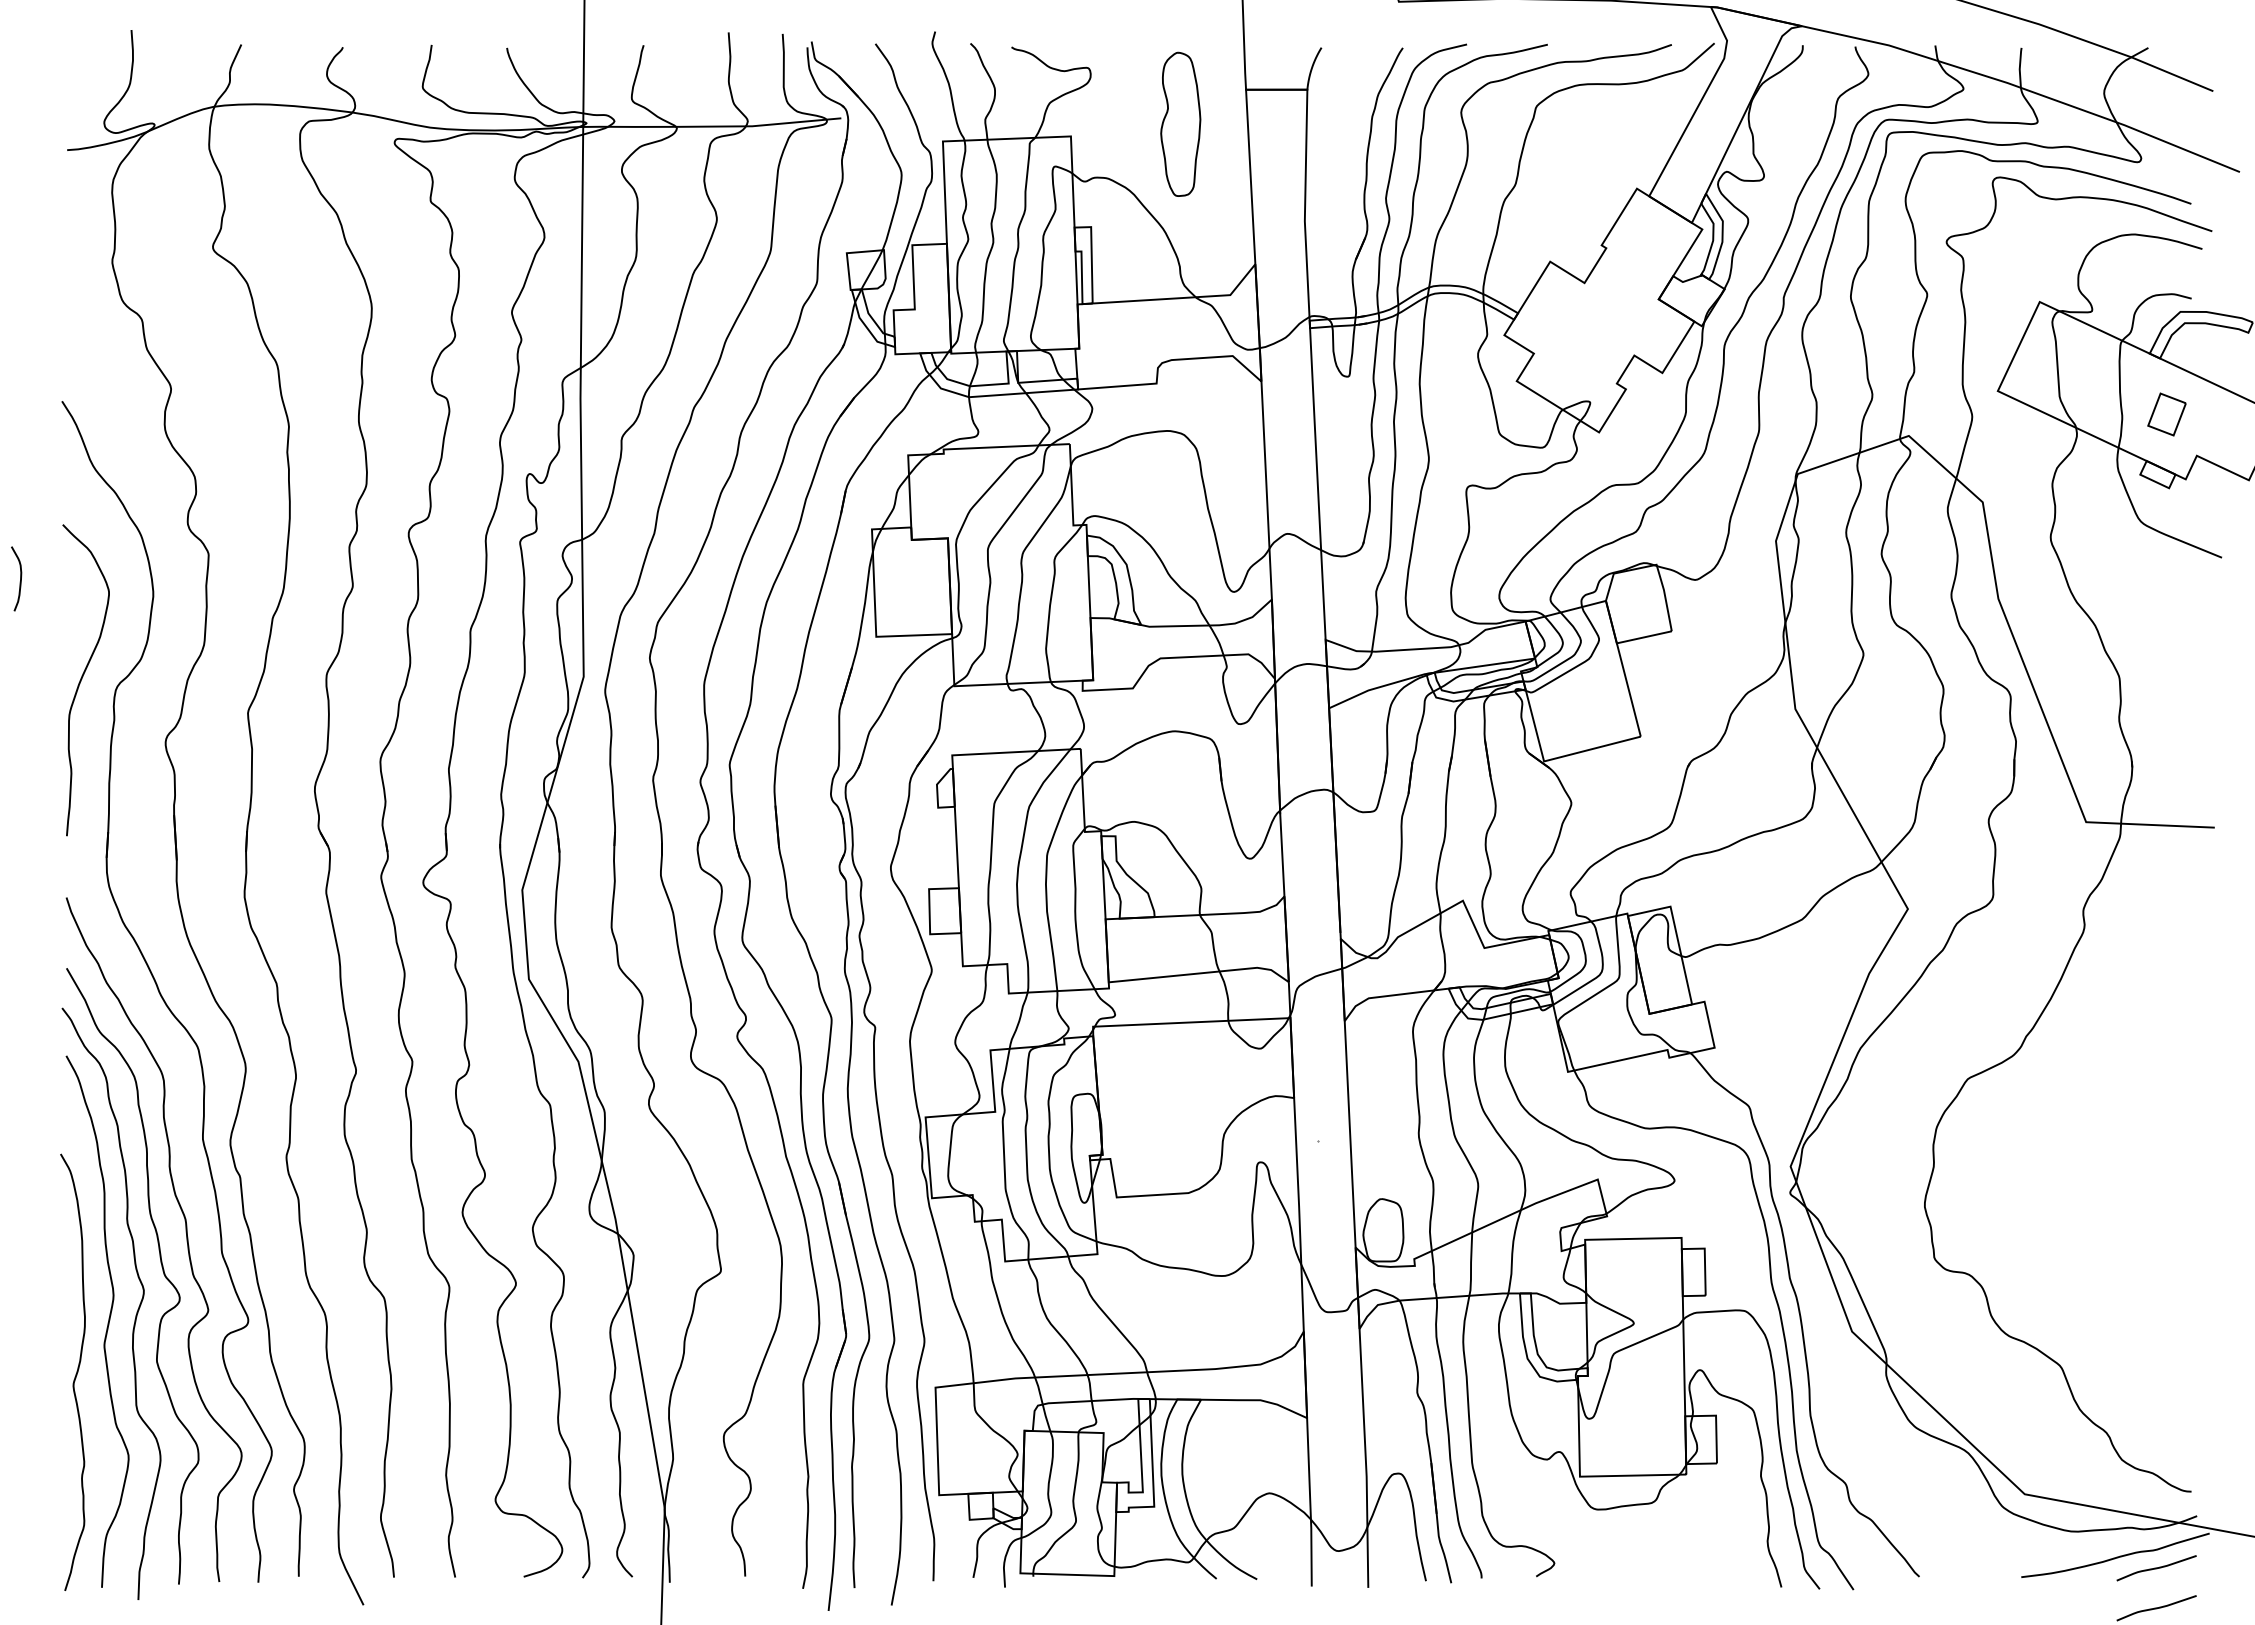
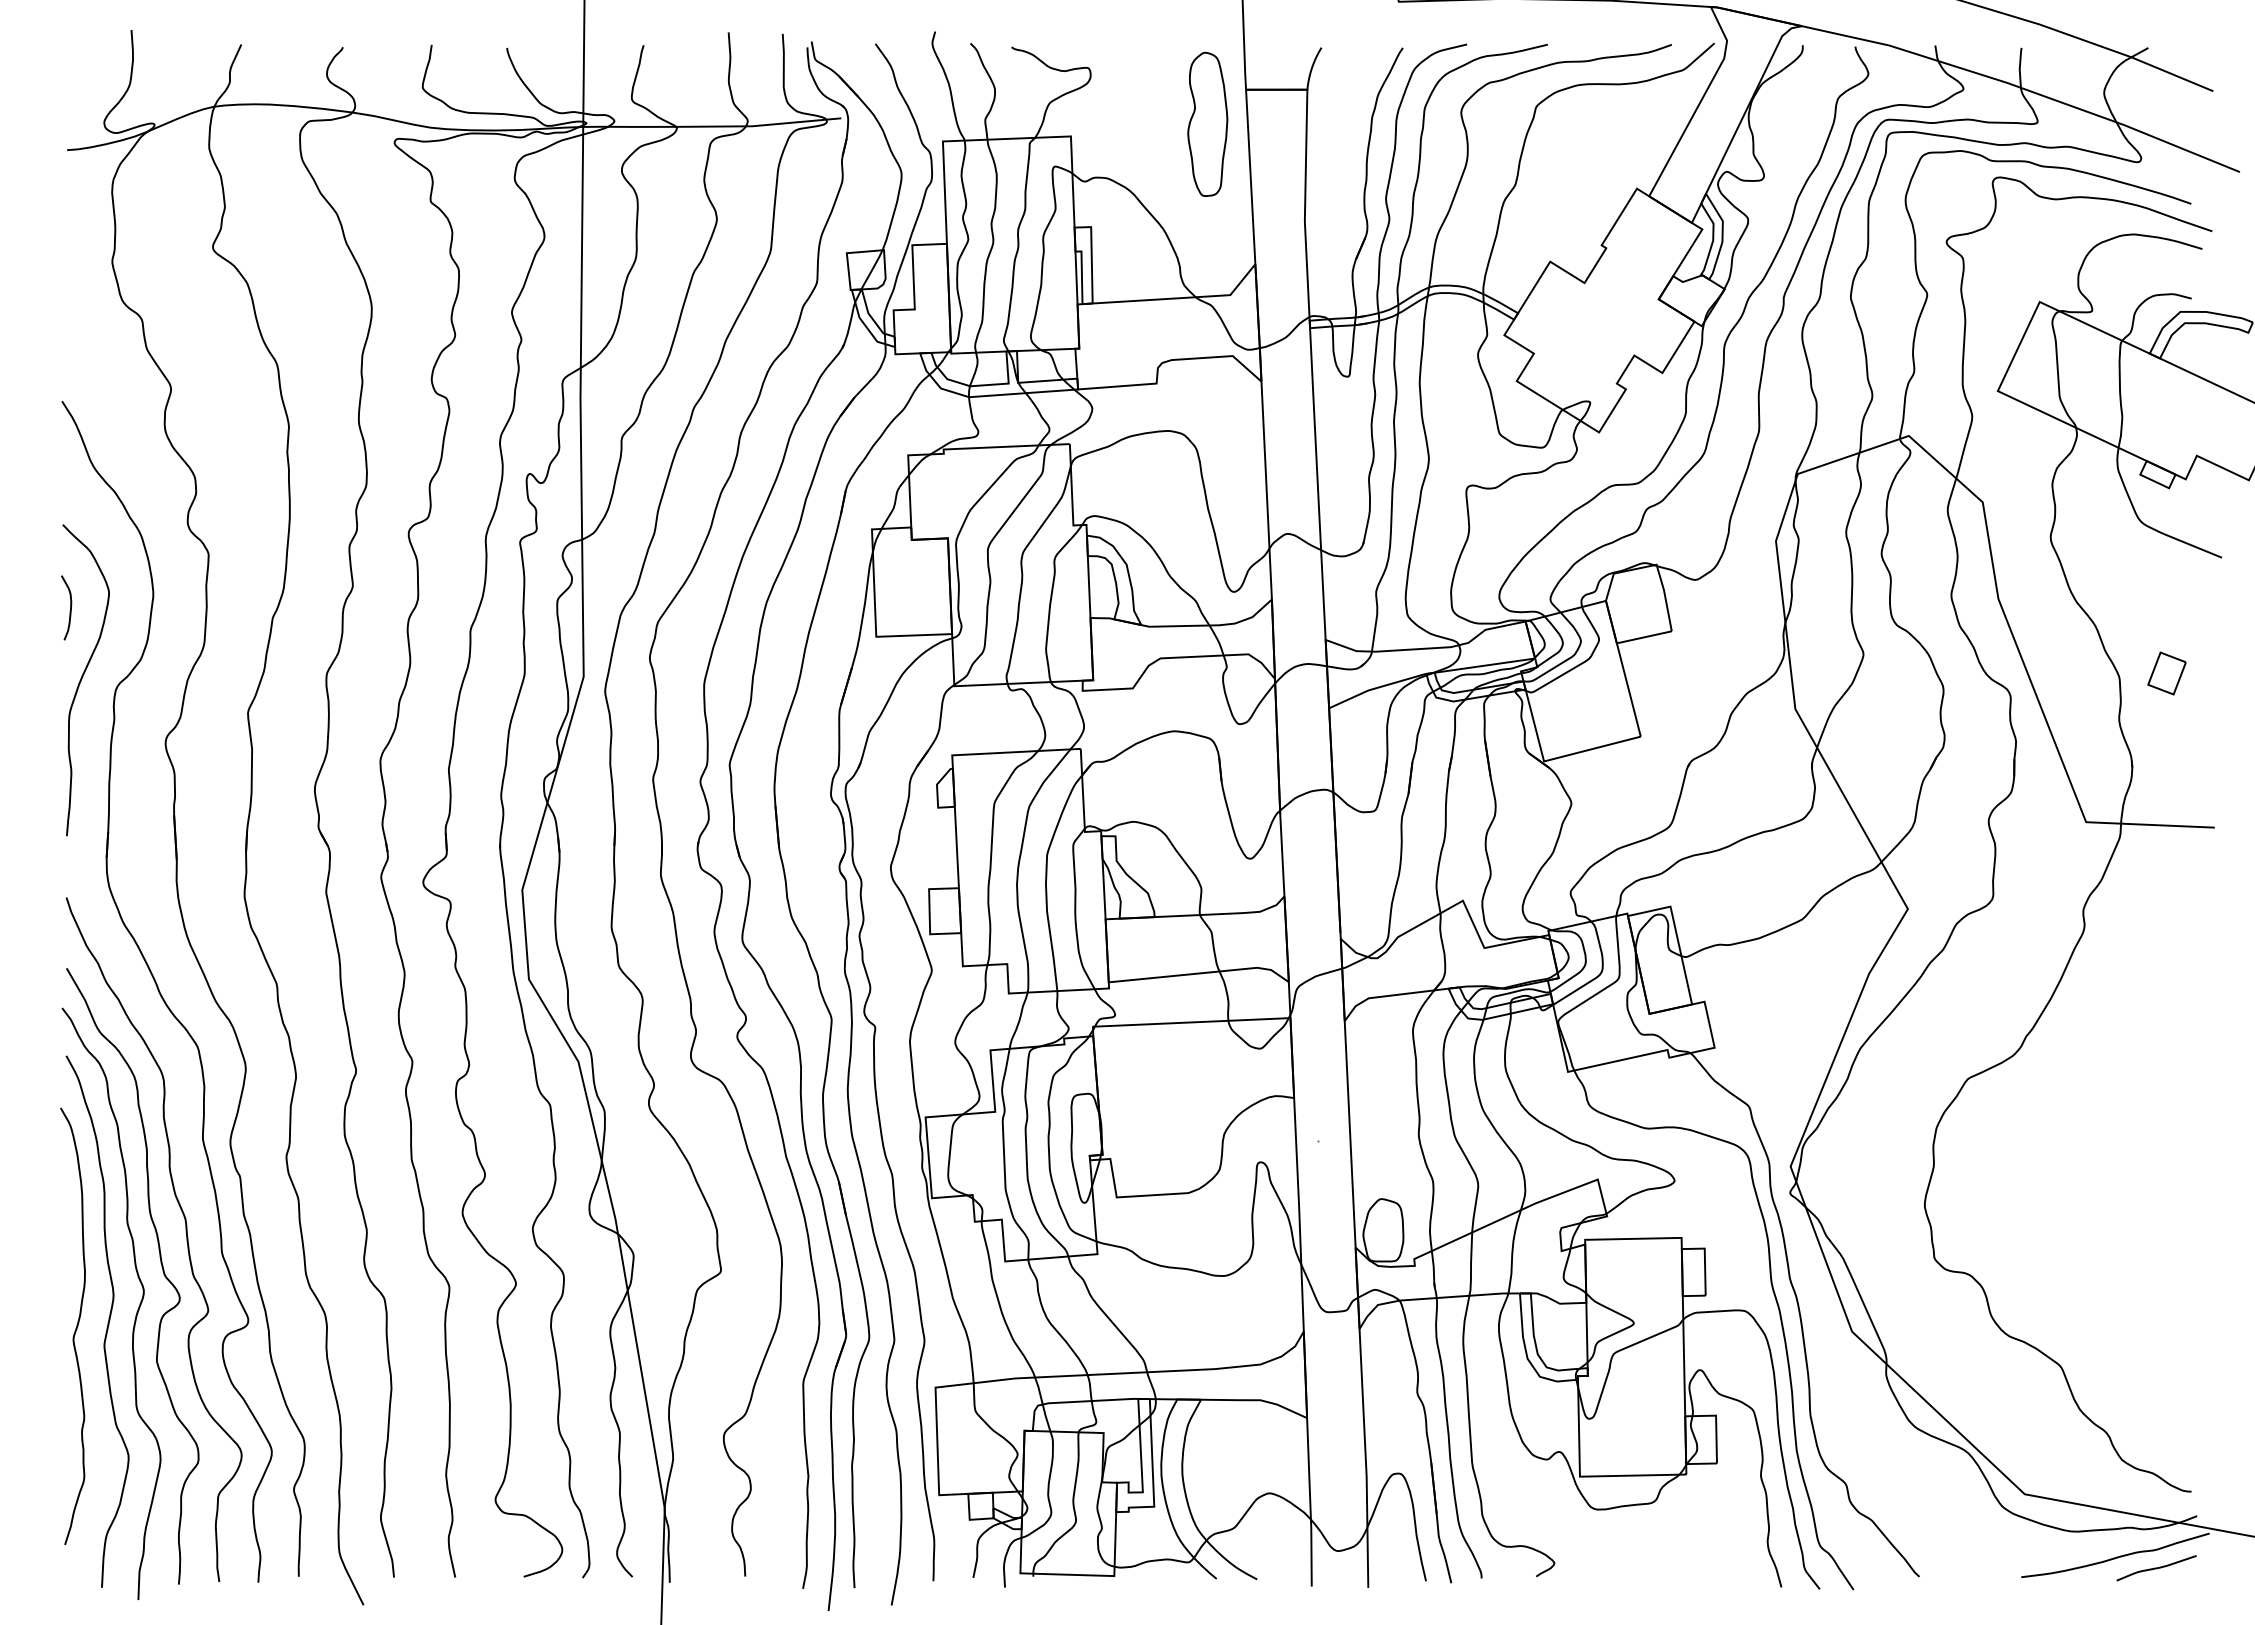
part position: (1180, 123) -> (1207, 123) (1207, 123)
part position: (2166, 414) -> (2166, 673) (2166, 673)
curve position: (20, 578) -> (70, 607) (70, 607)
curve position: (76, 1371) -> (76, 1325) (76, 1325)
curve: present -> none (2156, 1608)
